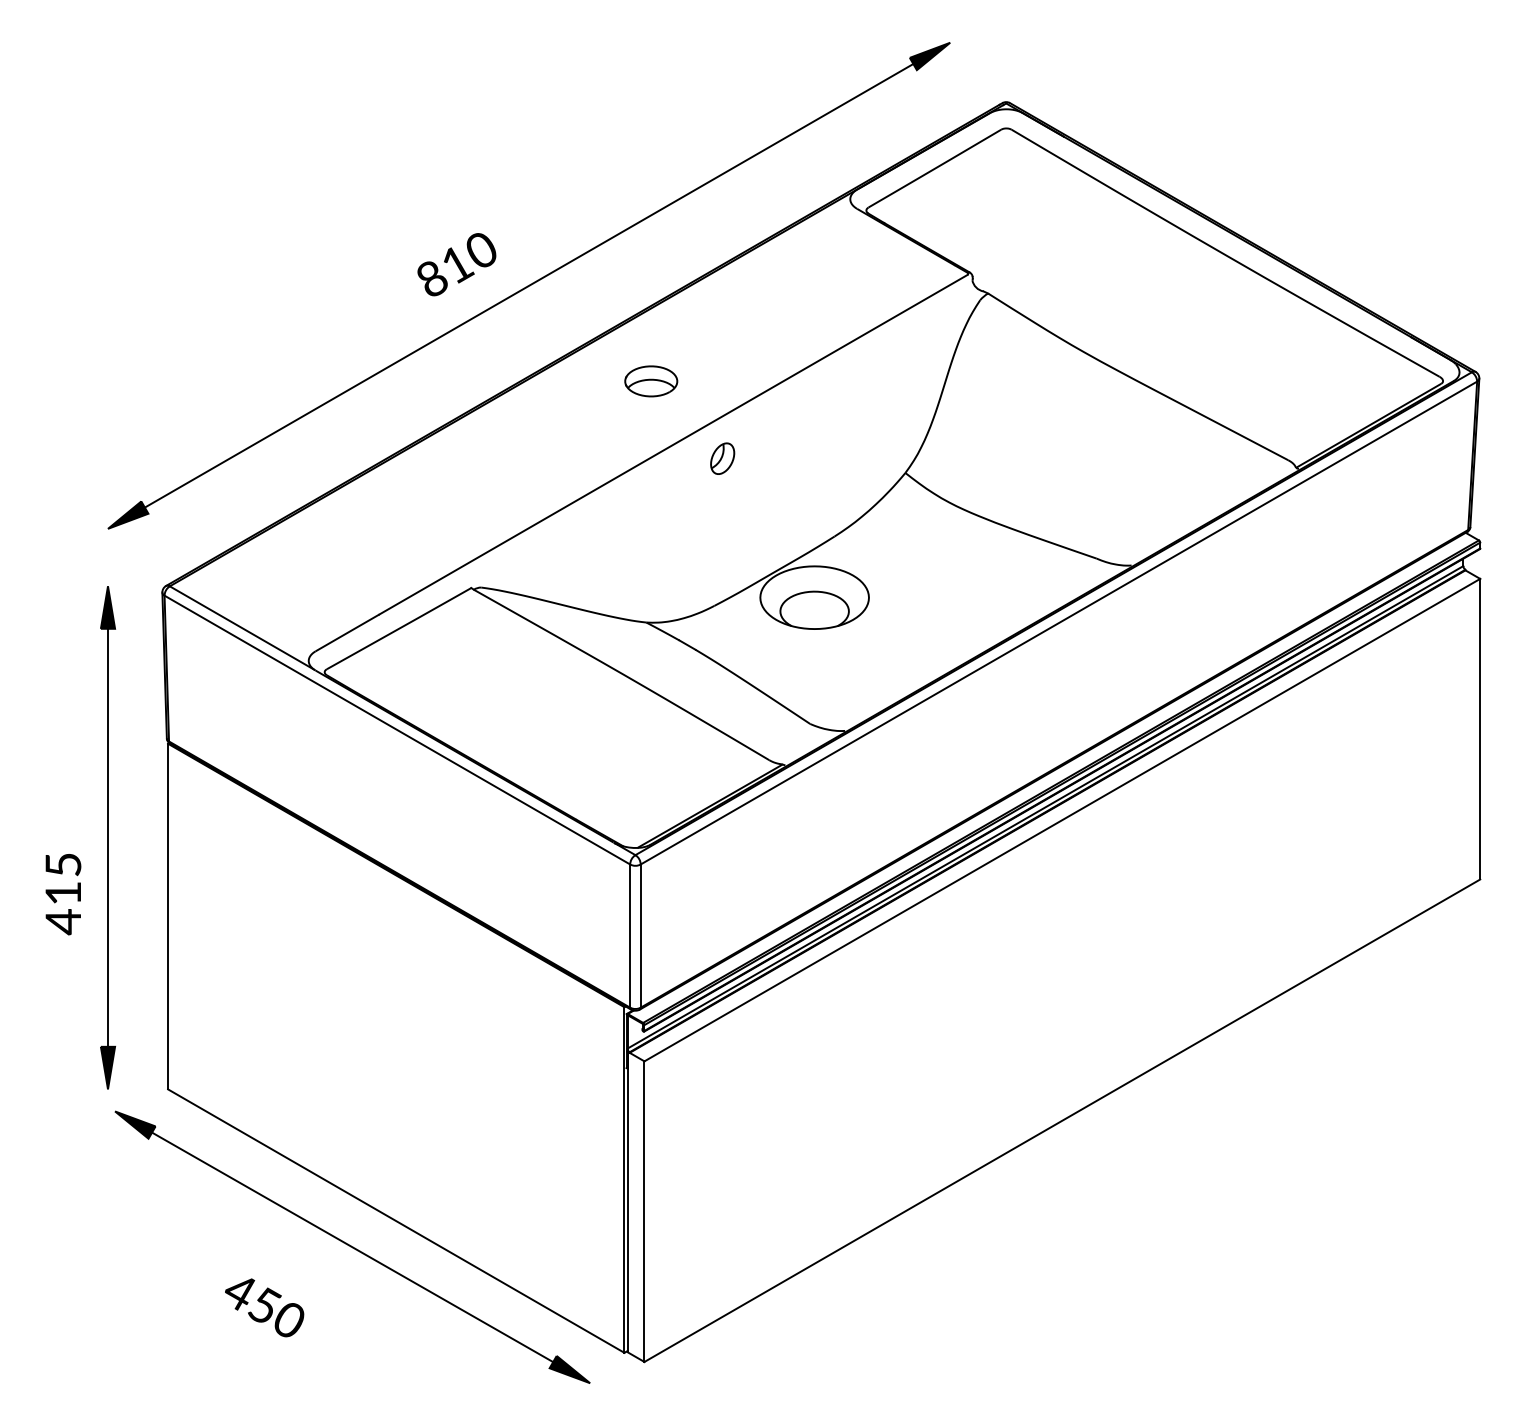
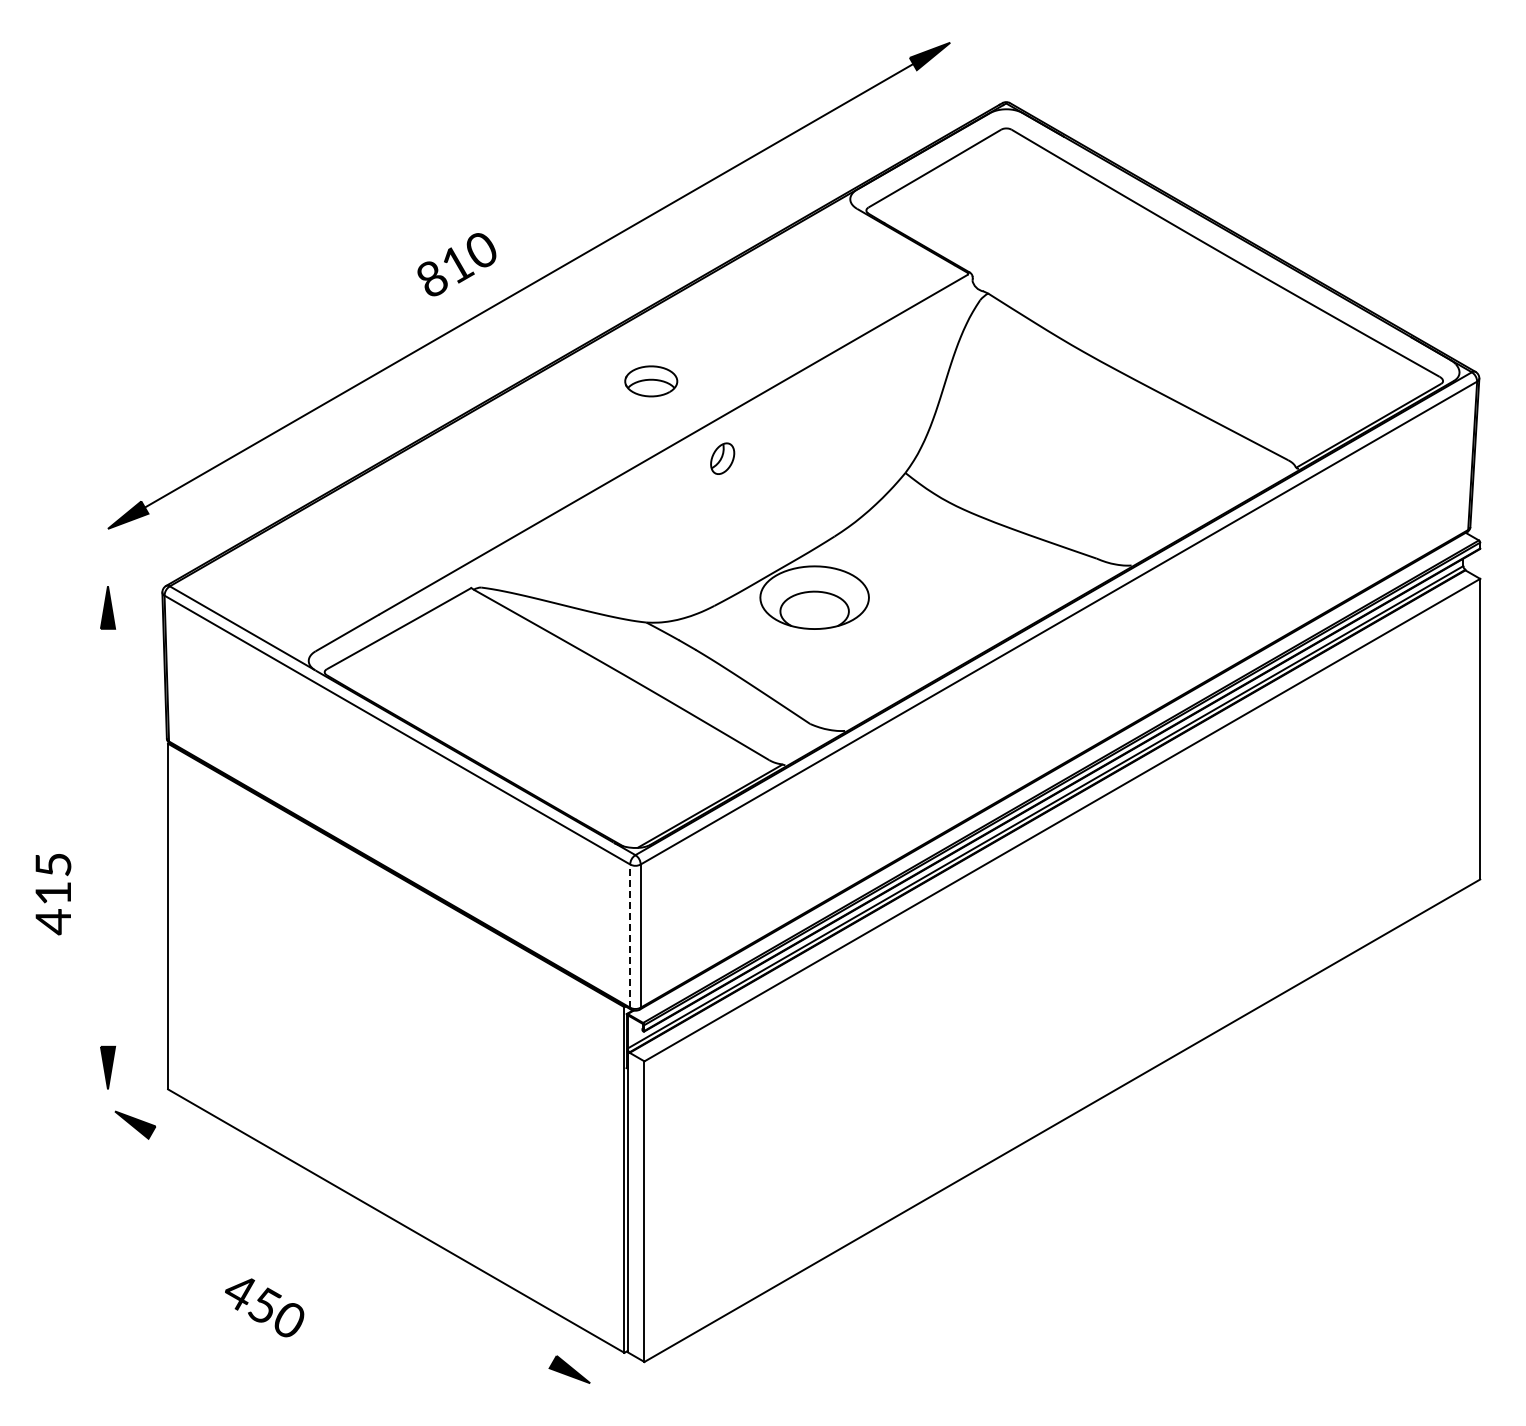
line: present -> none (108, 837)
text position: (63, 894) -> (53, 894) (53, 894)
line: solid -> dashed (630, 936)
line: present -> none (352, 1247)
